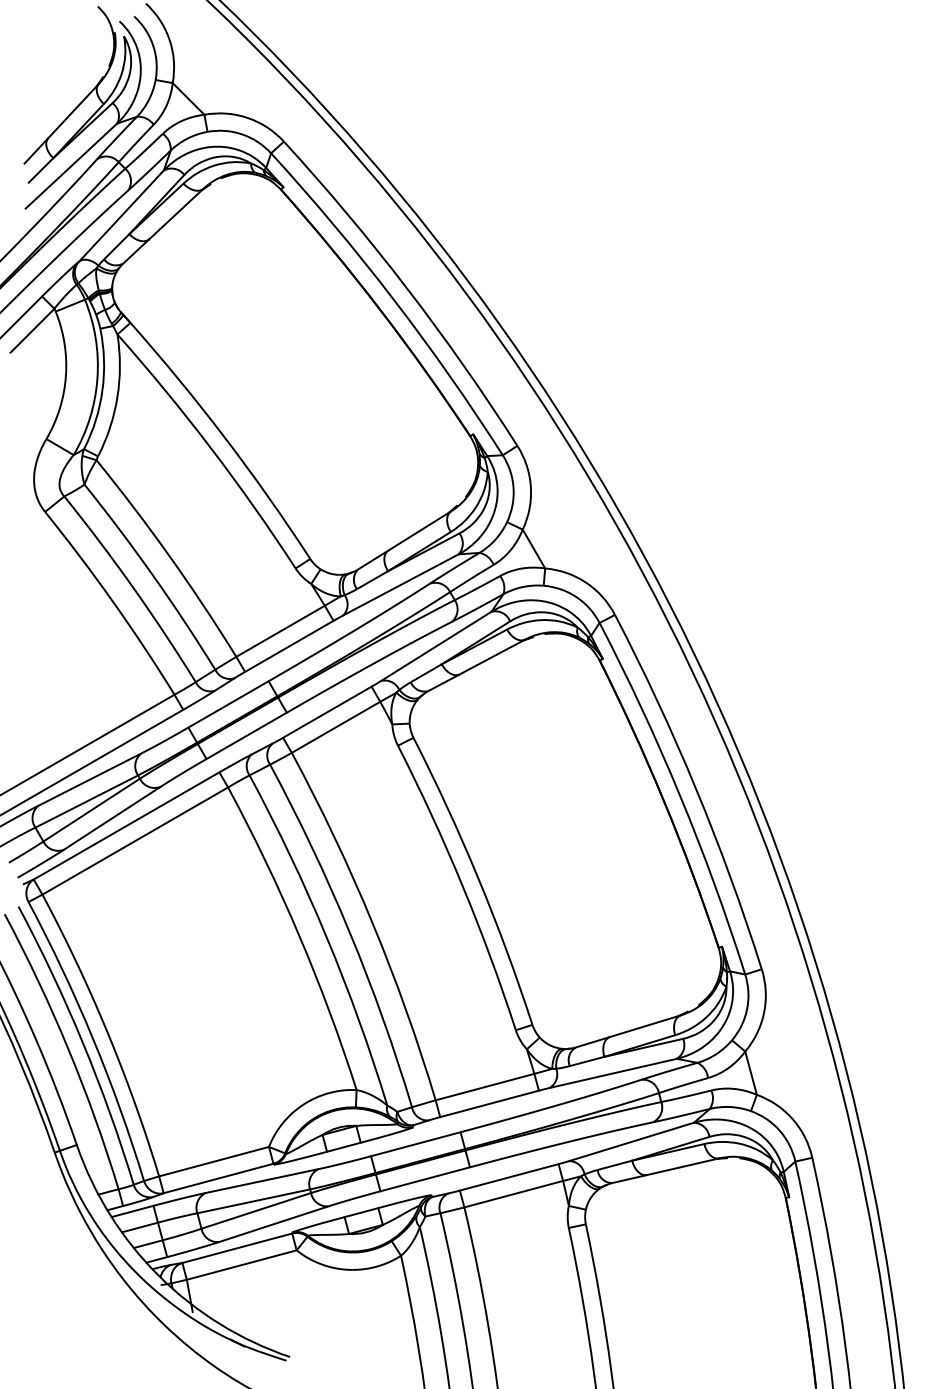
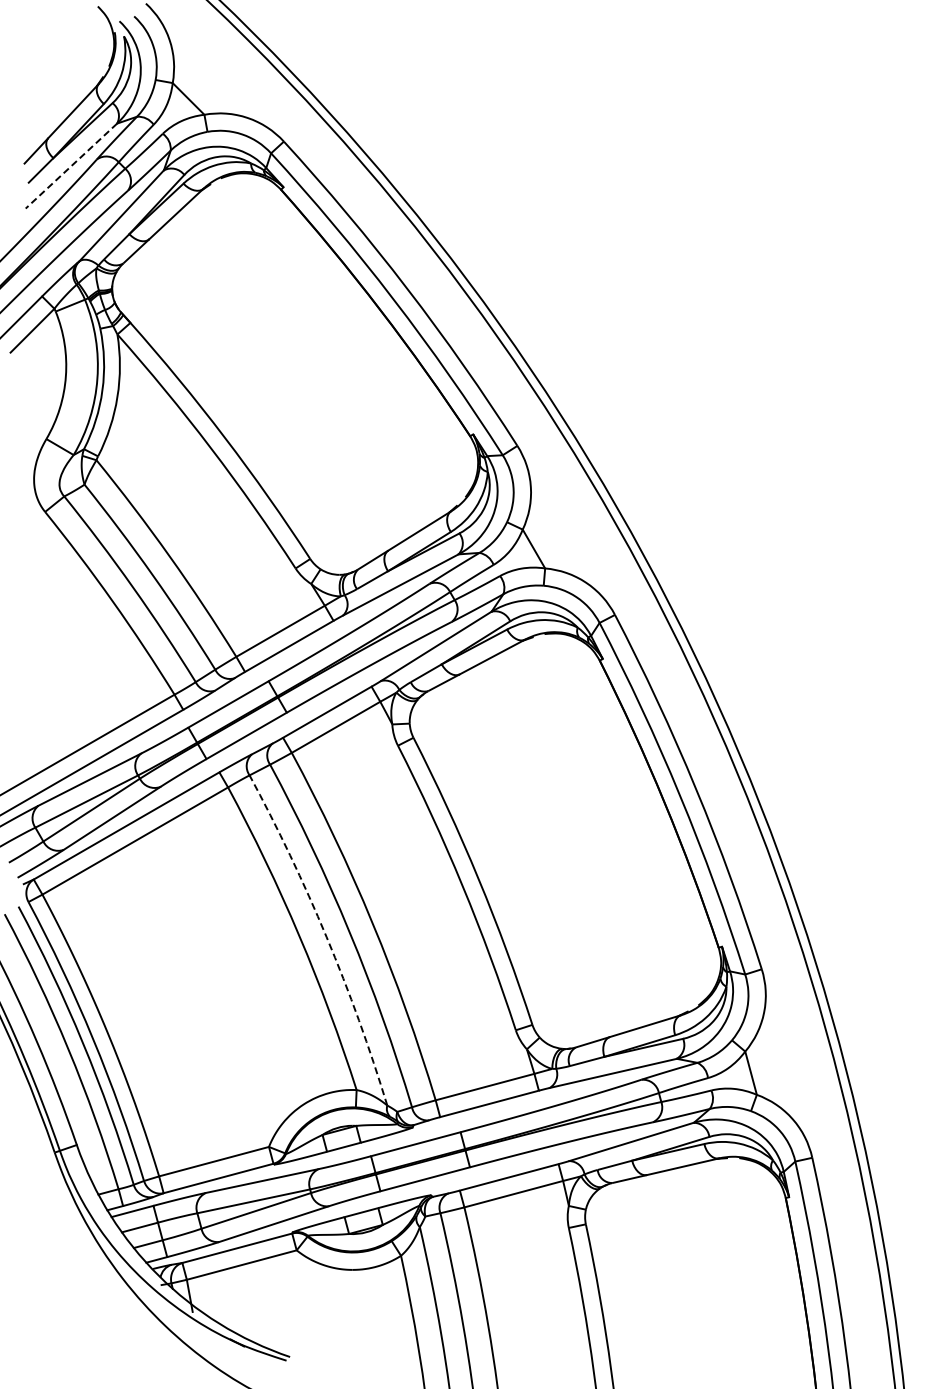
line: solid -> dashed (71, 166)
arc: solid -> dashed (326, 937)
